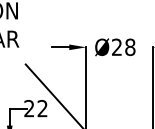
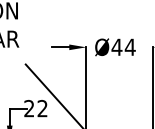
text: Ø28 -> Ø44 (123, 47)
